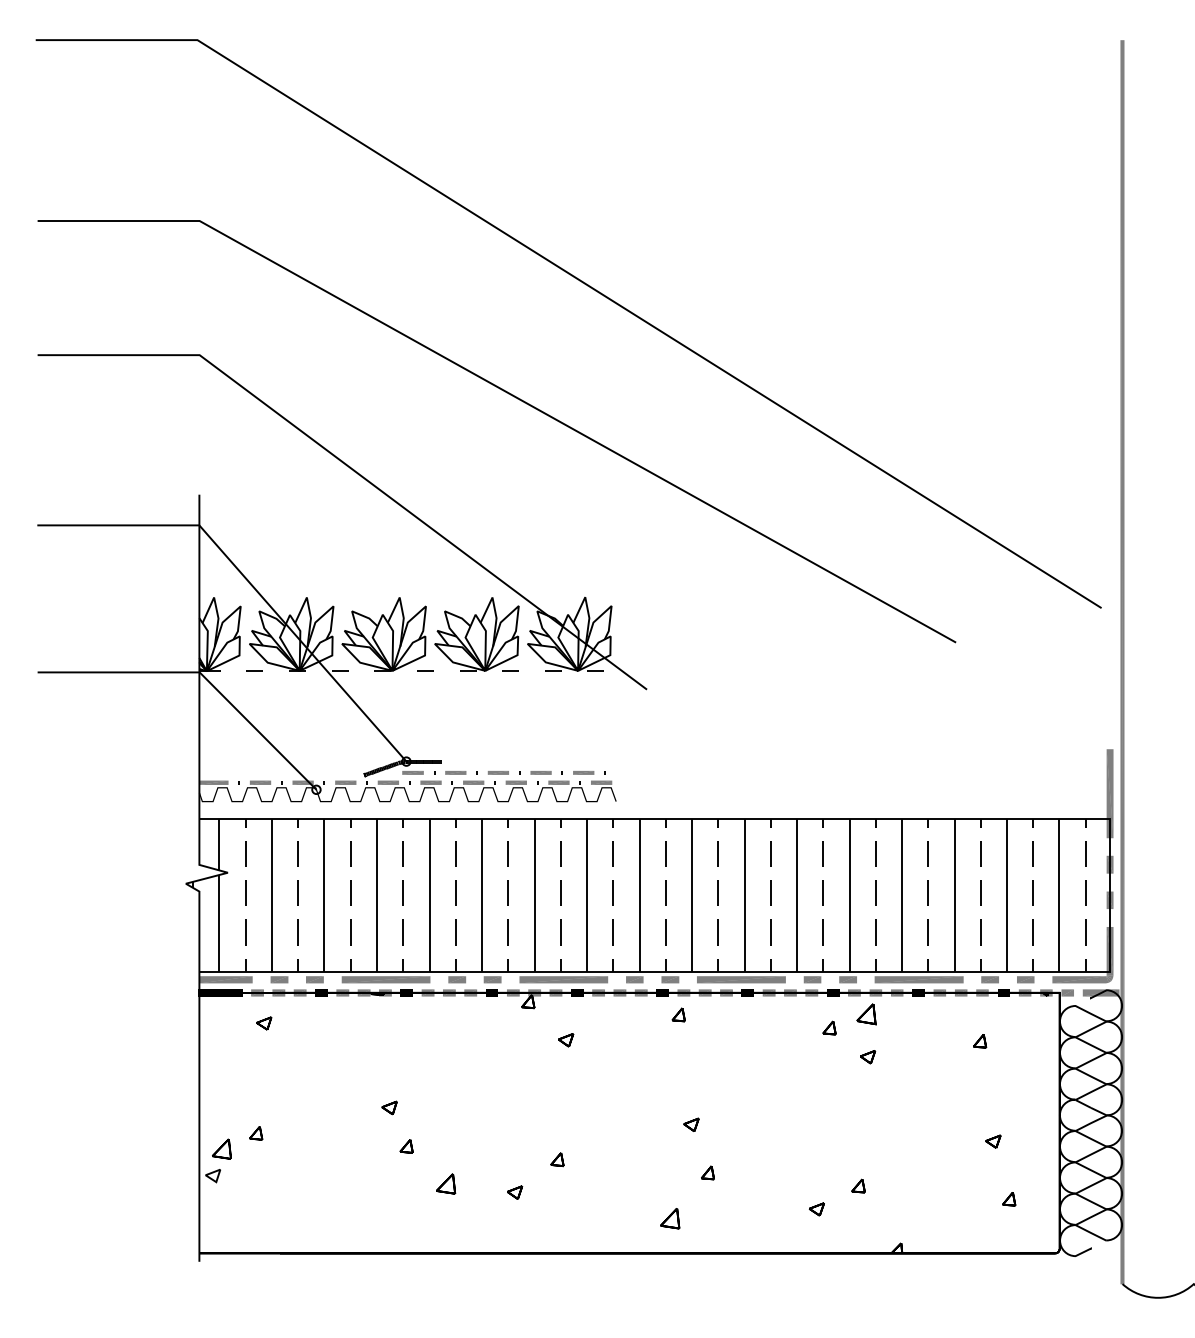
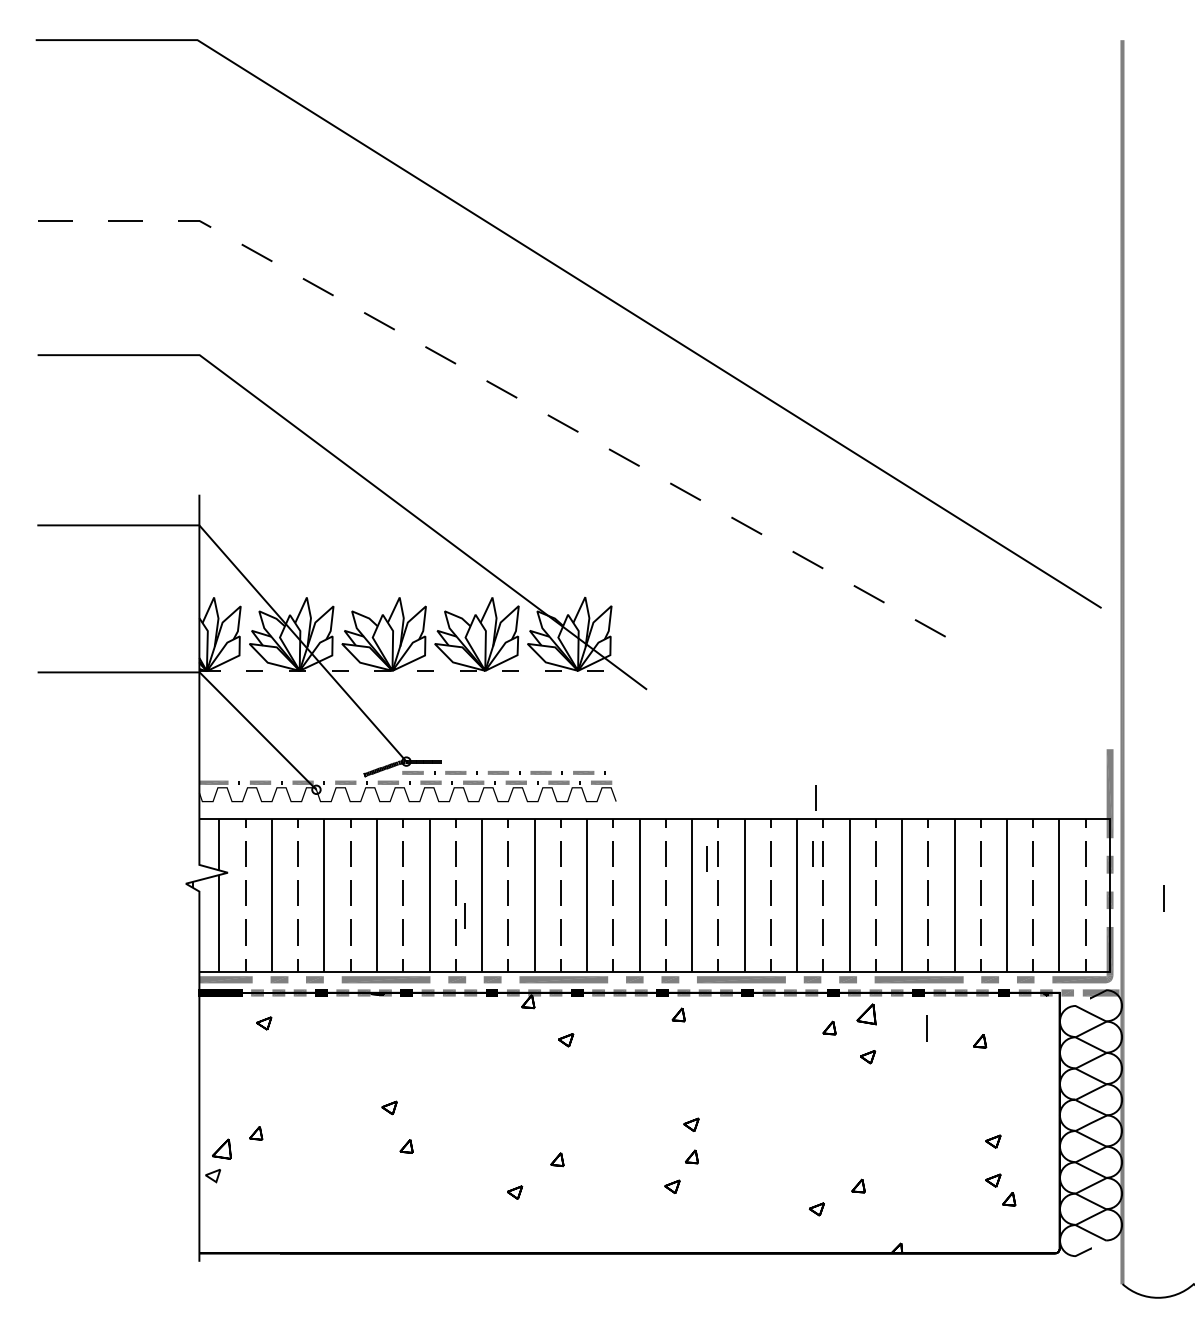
line: solid -> dashed (506, 391)
line: none -> present (815, 797)
line: none -> present (812, 853)
line: none -> present (706, 858)
line: none -> present (1163, 898)
line: none -> present (464, 915)
line: none -> present (926, 1028)
part position: (707, 1172) -> (691, 1156) (691, 1156)
part: none -> present (993, 1180)
part: present -> none (446, 1183)
part: none -> present (672, 1186)
part: present -> none (670, 1218)
